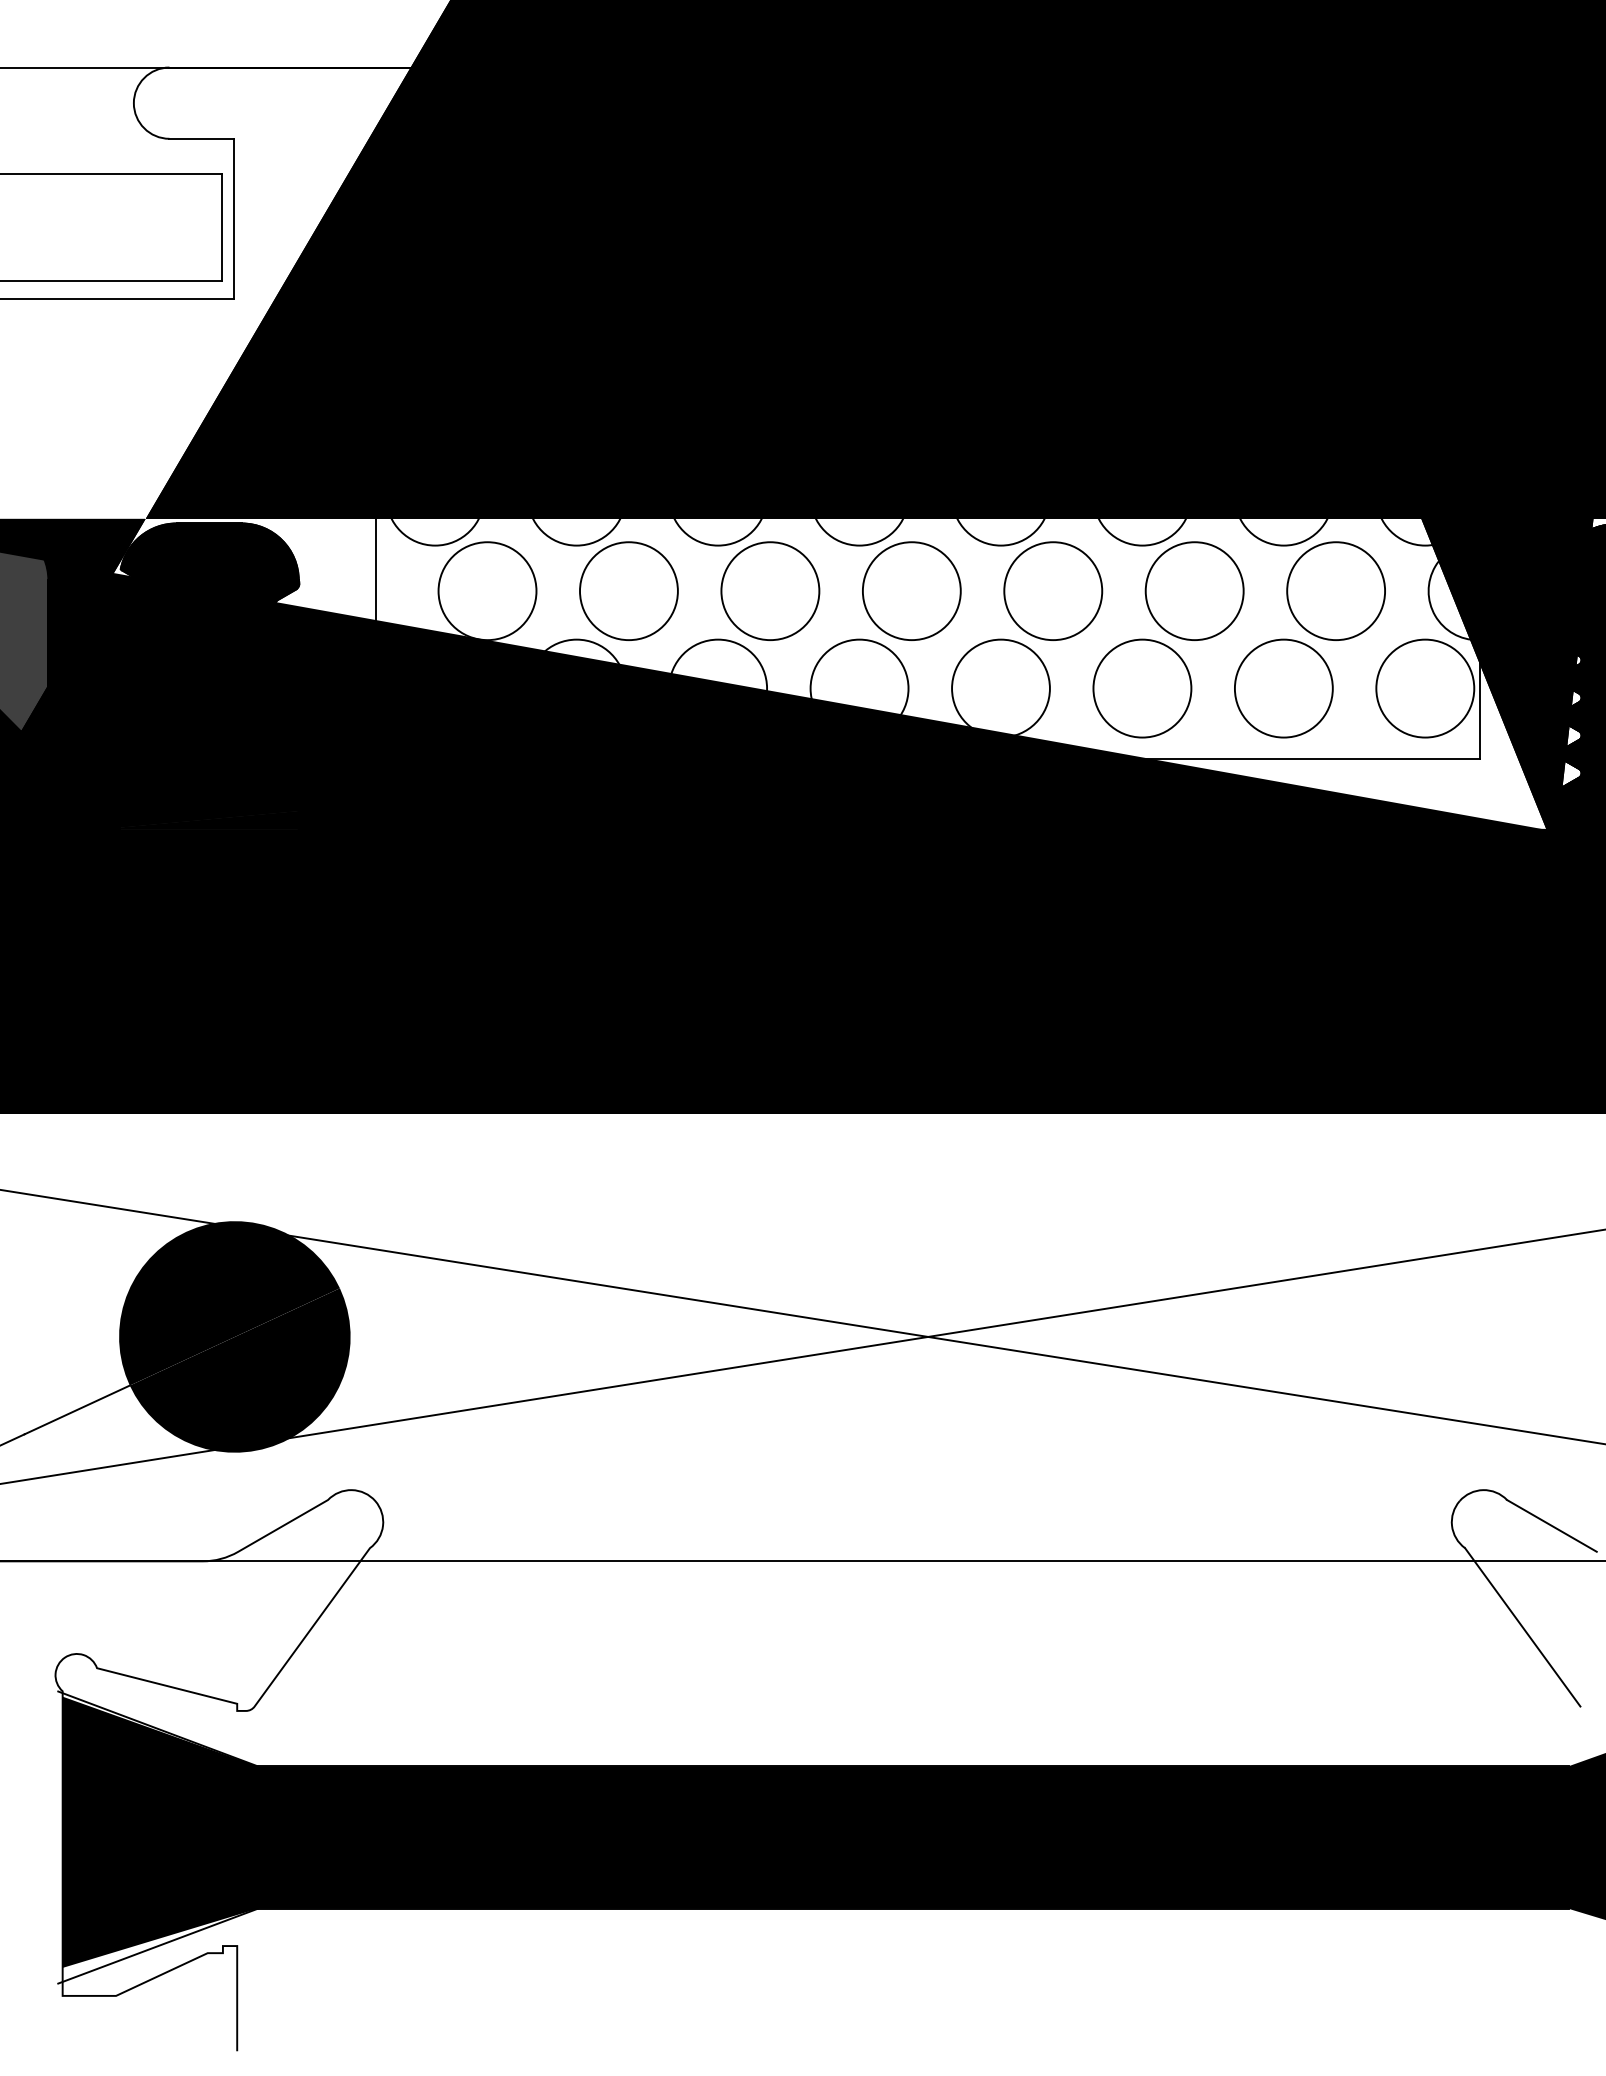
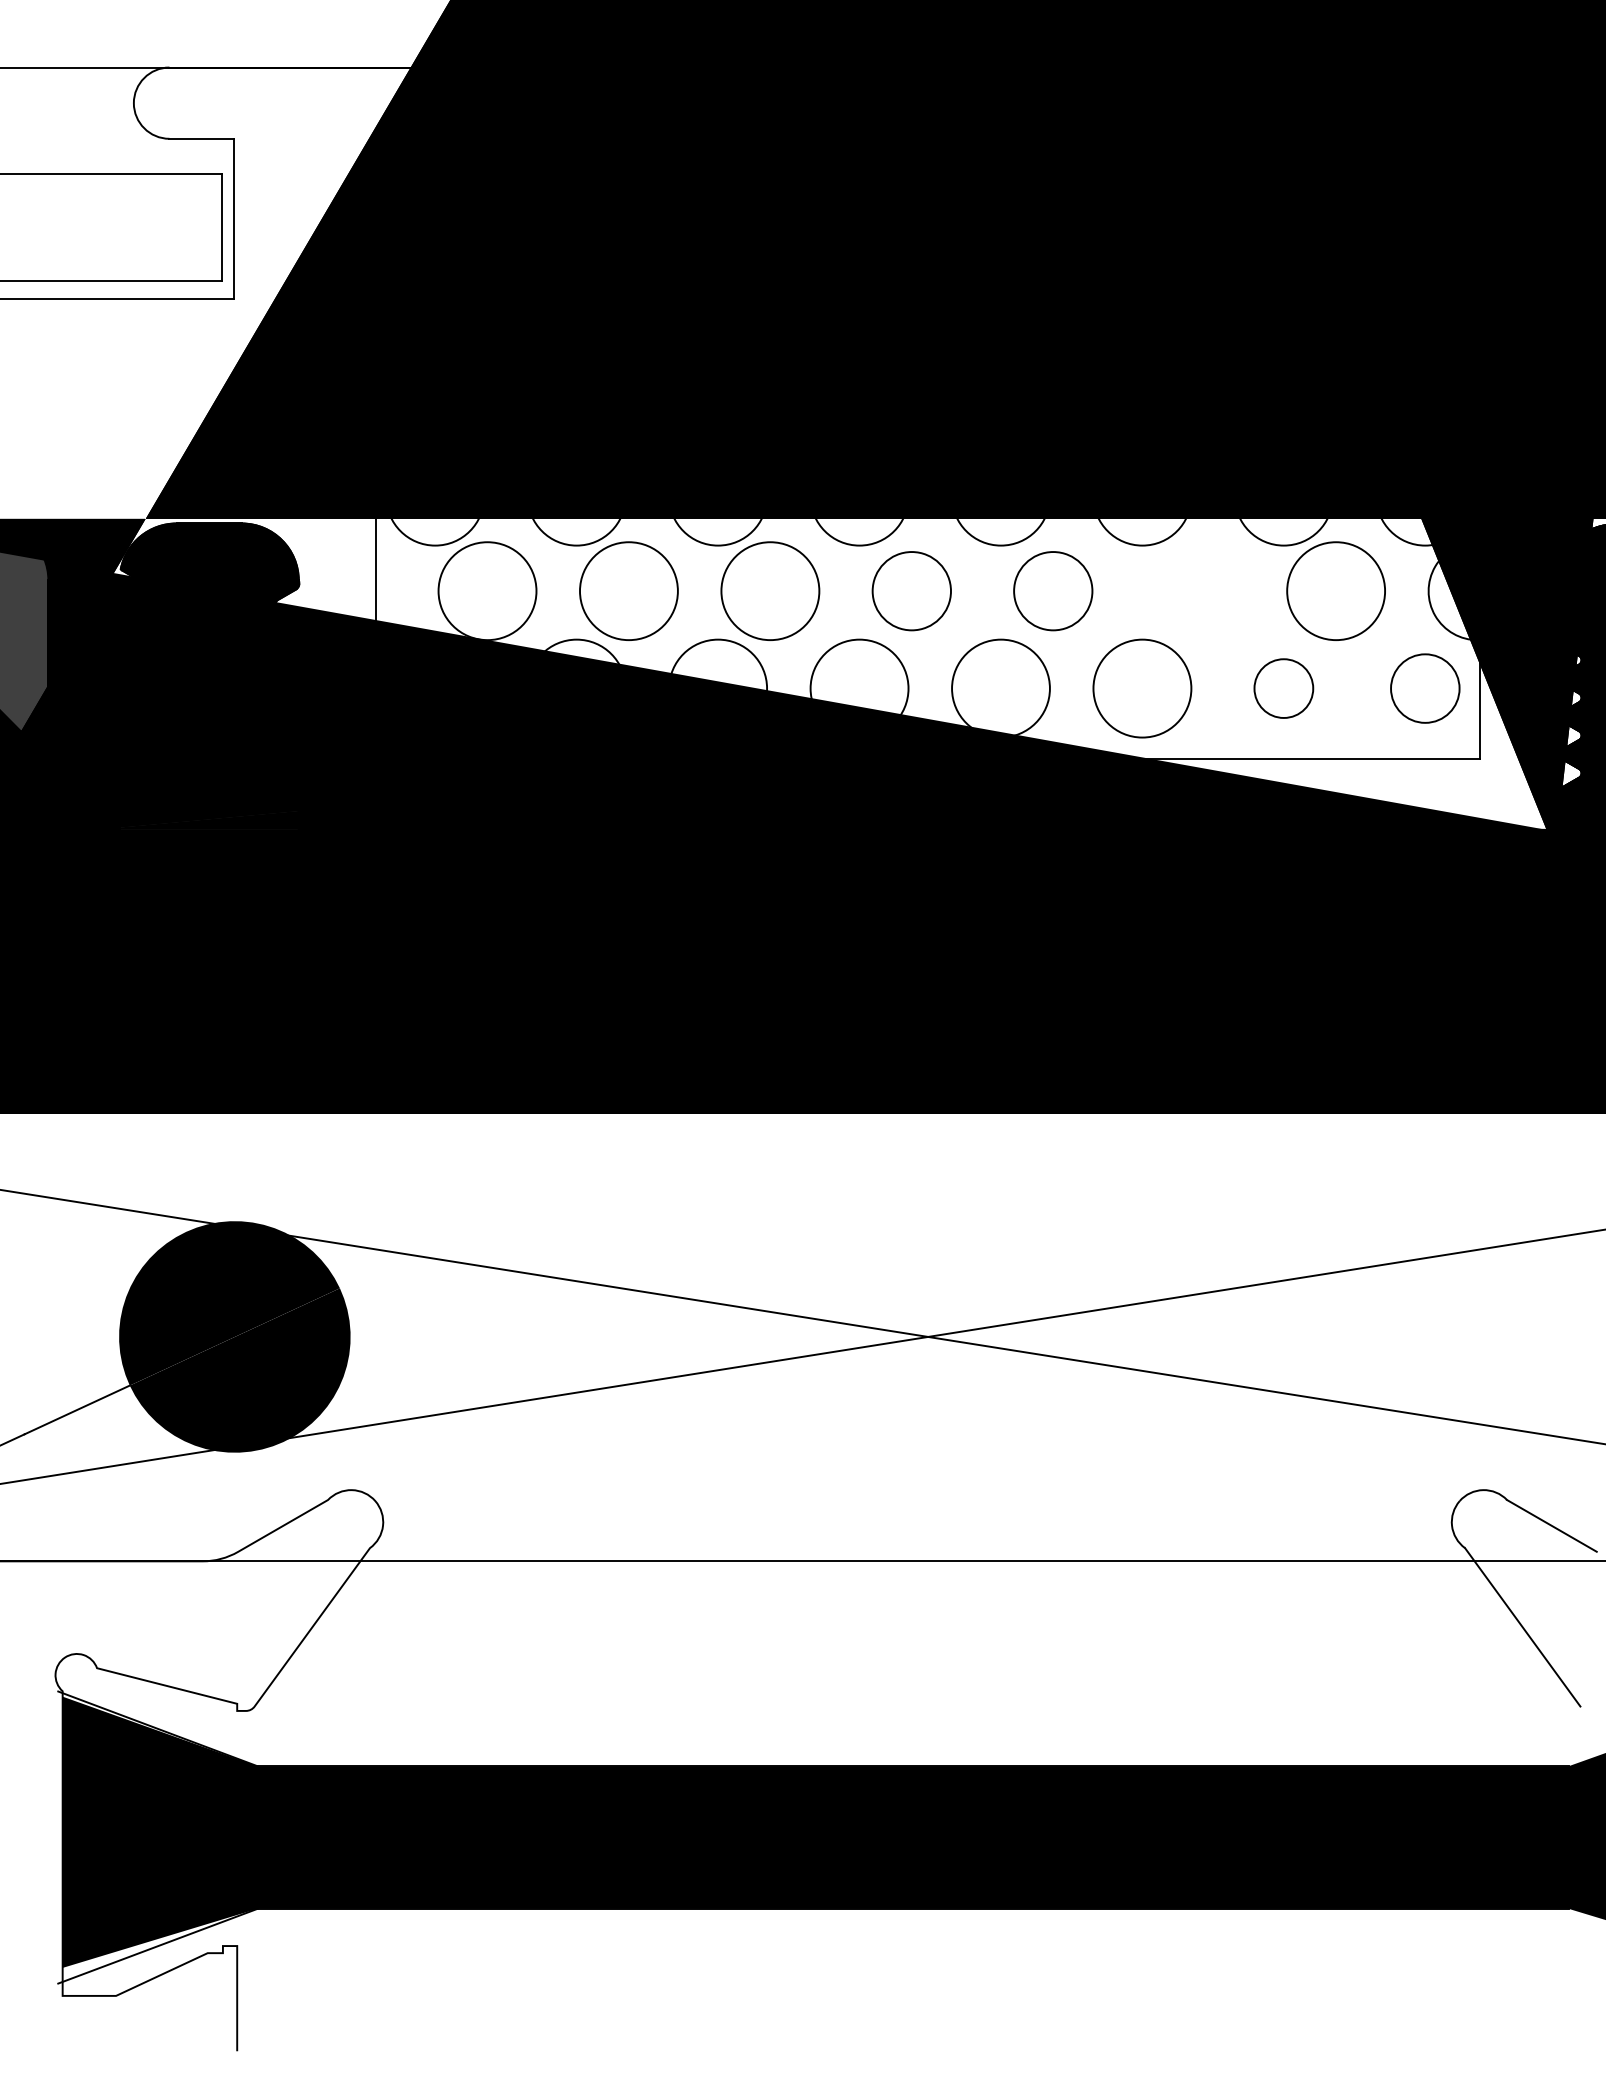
circle: present -> none (1194, 590)
circle diameter: 98 px -> 78 px (911, 591)
circle diameter: 98 px -> 78 px (1053, 591)
circle diameter: 98 px -> 59 px (1283, 688)
circle diameter: 98 px -> 69 px (1425, 688)
